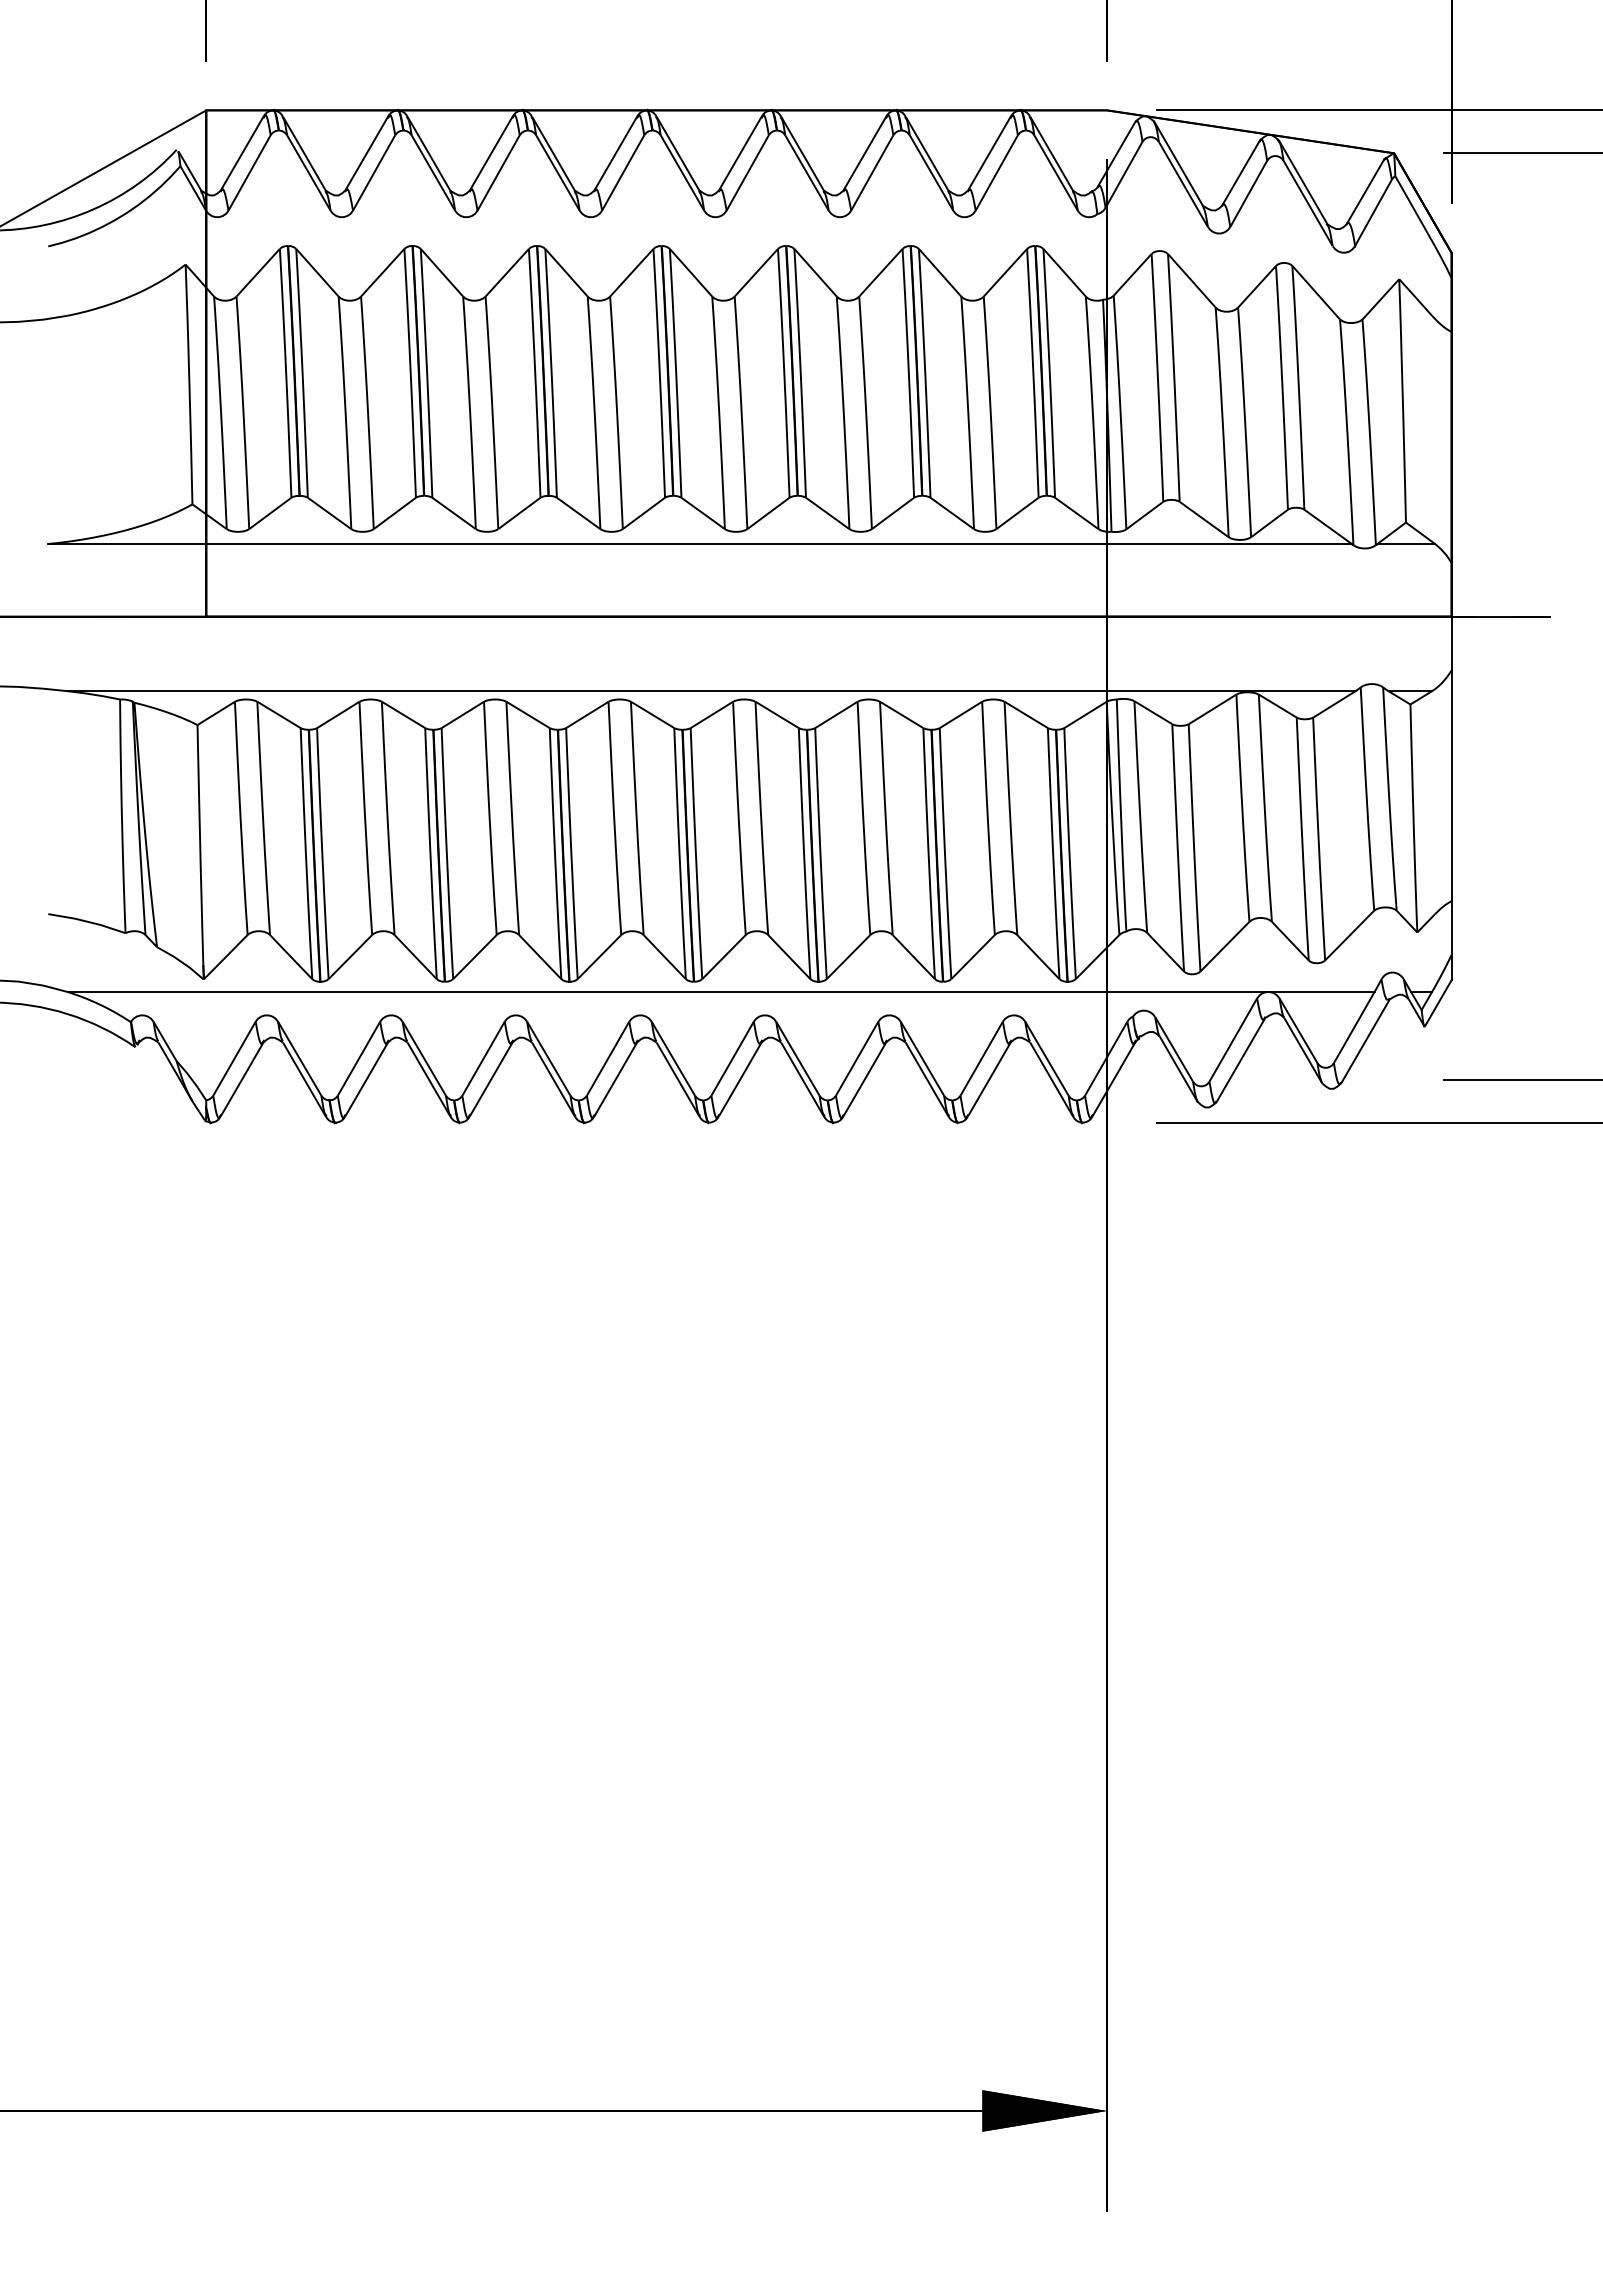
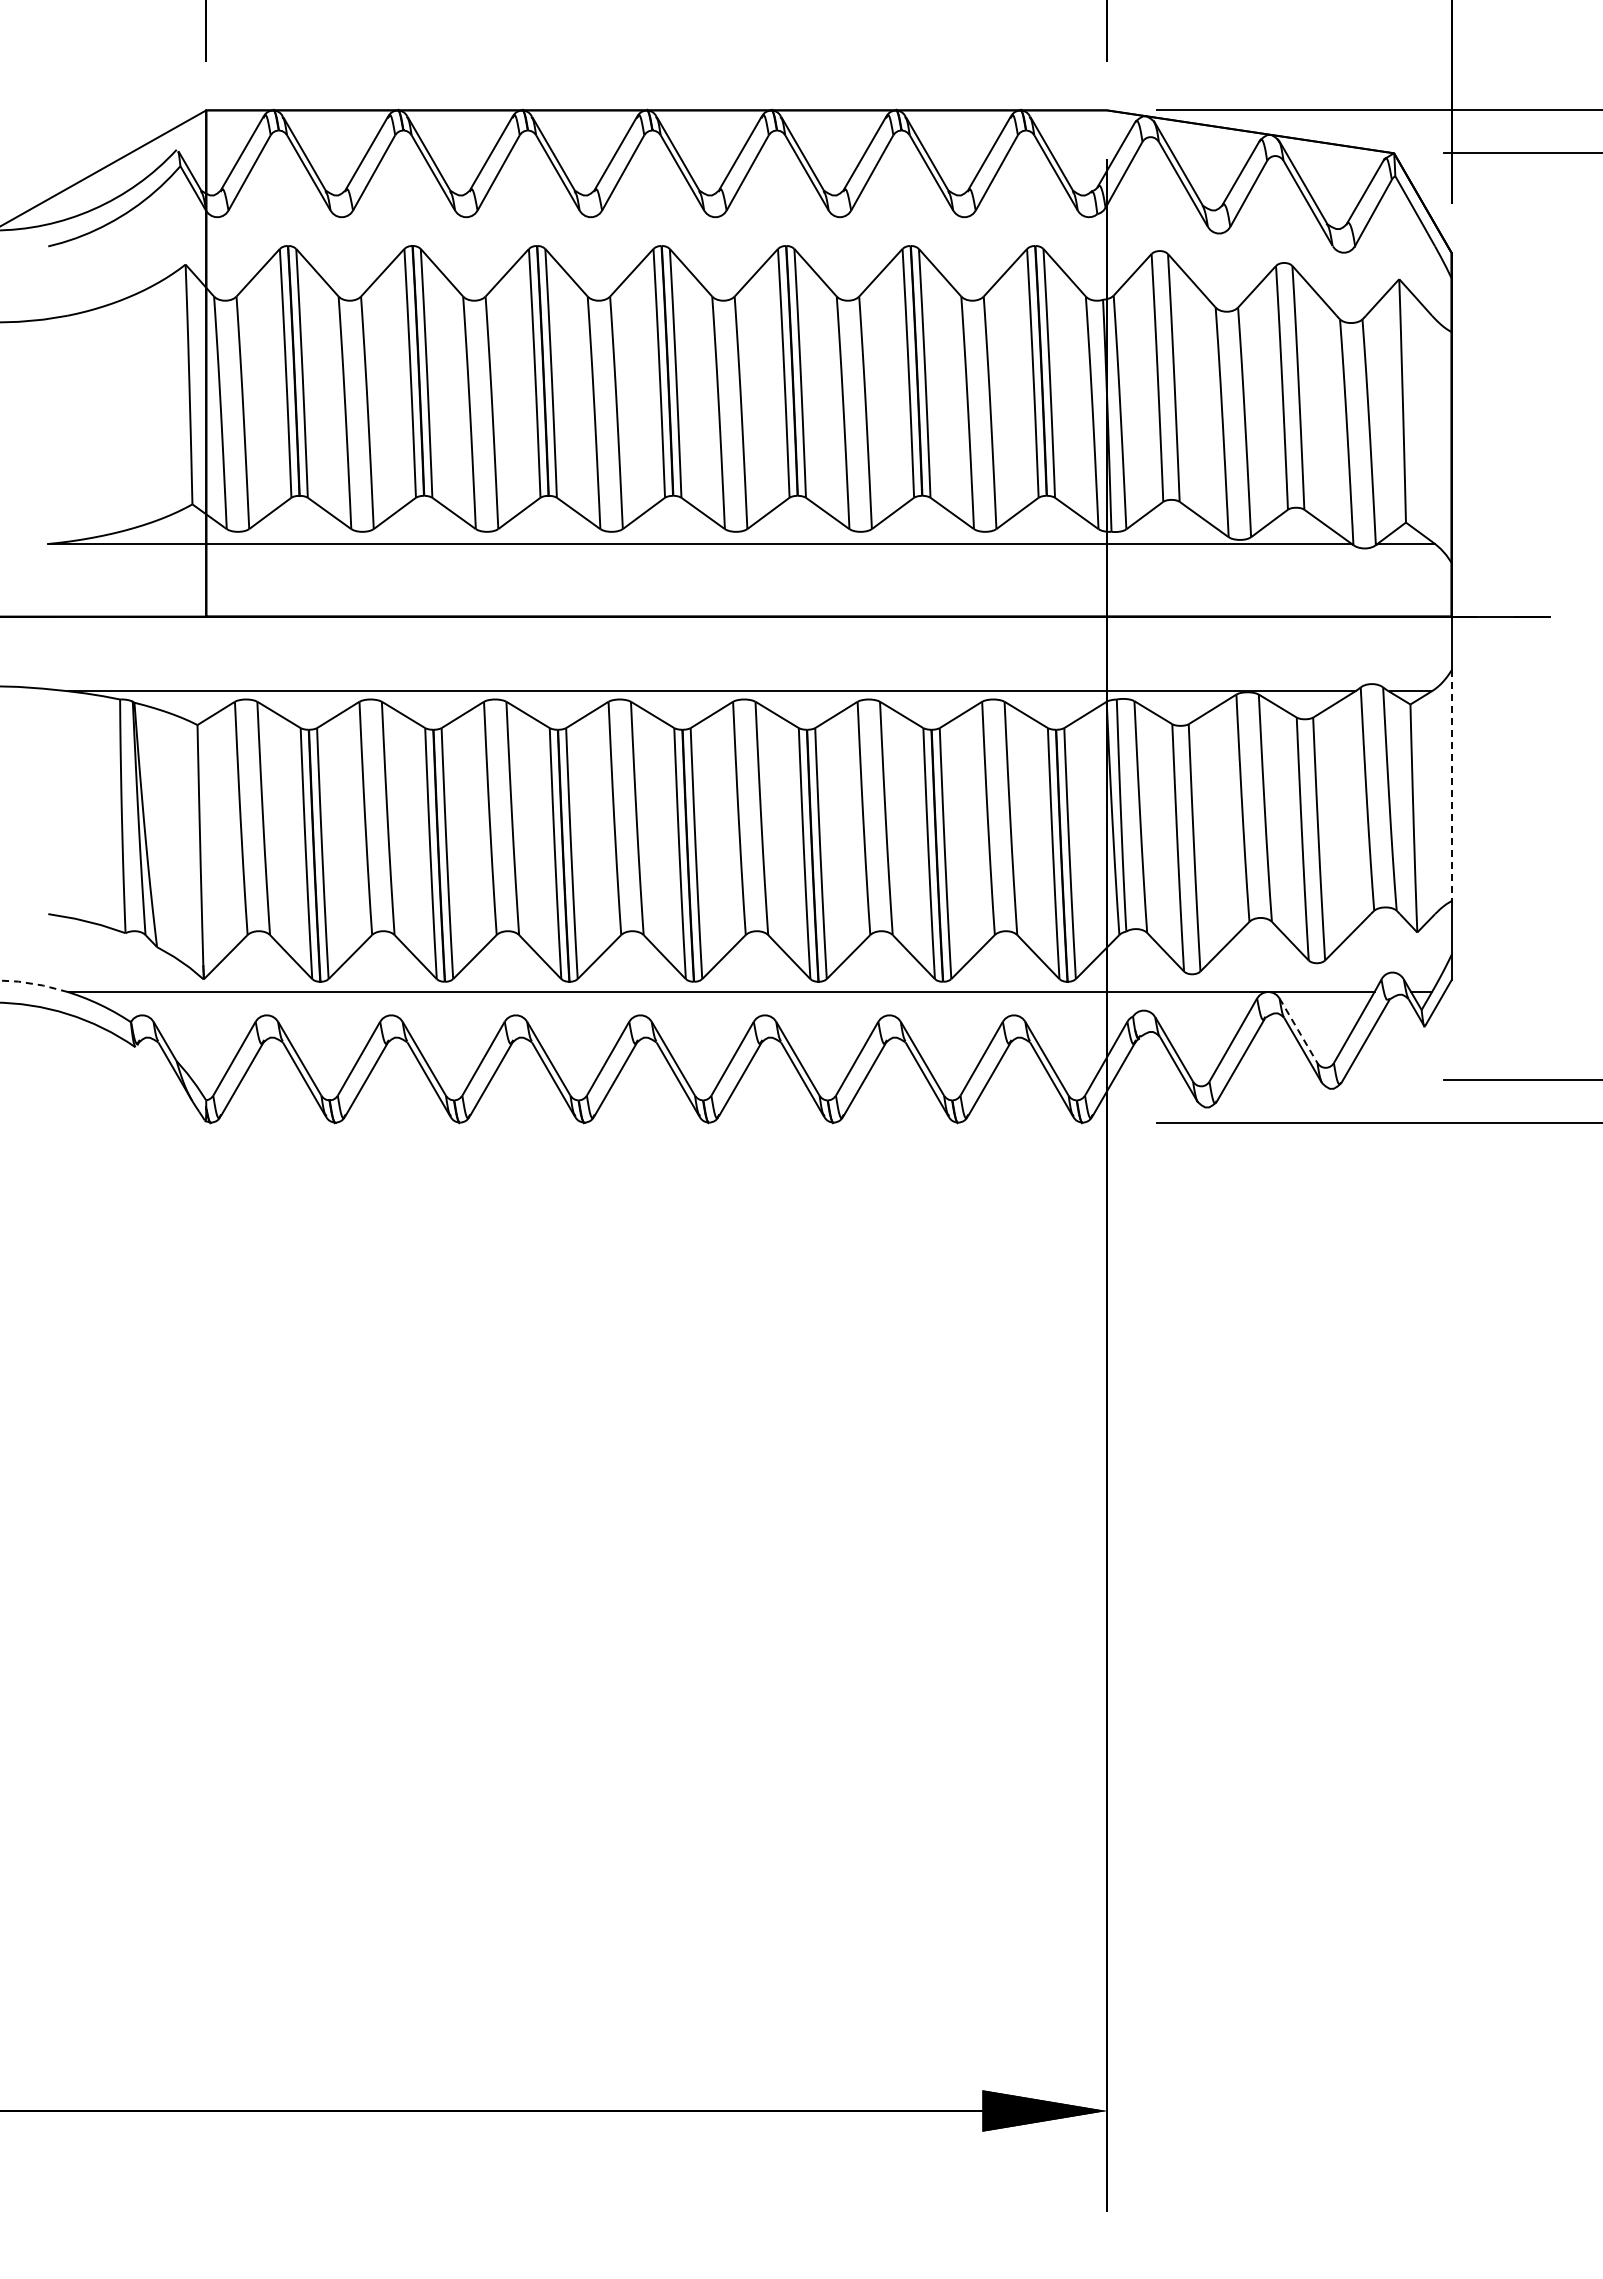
line: solid -> dashed (1451, 786)
line: solid -> dashed (34, 984)
line: solid -> dashed (1298, 1030)
